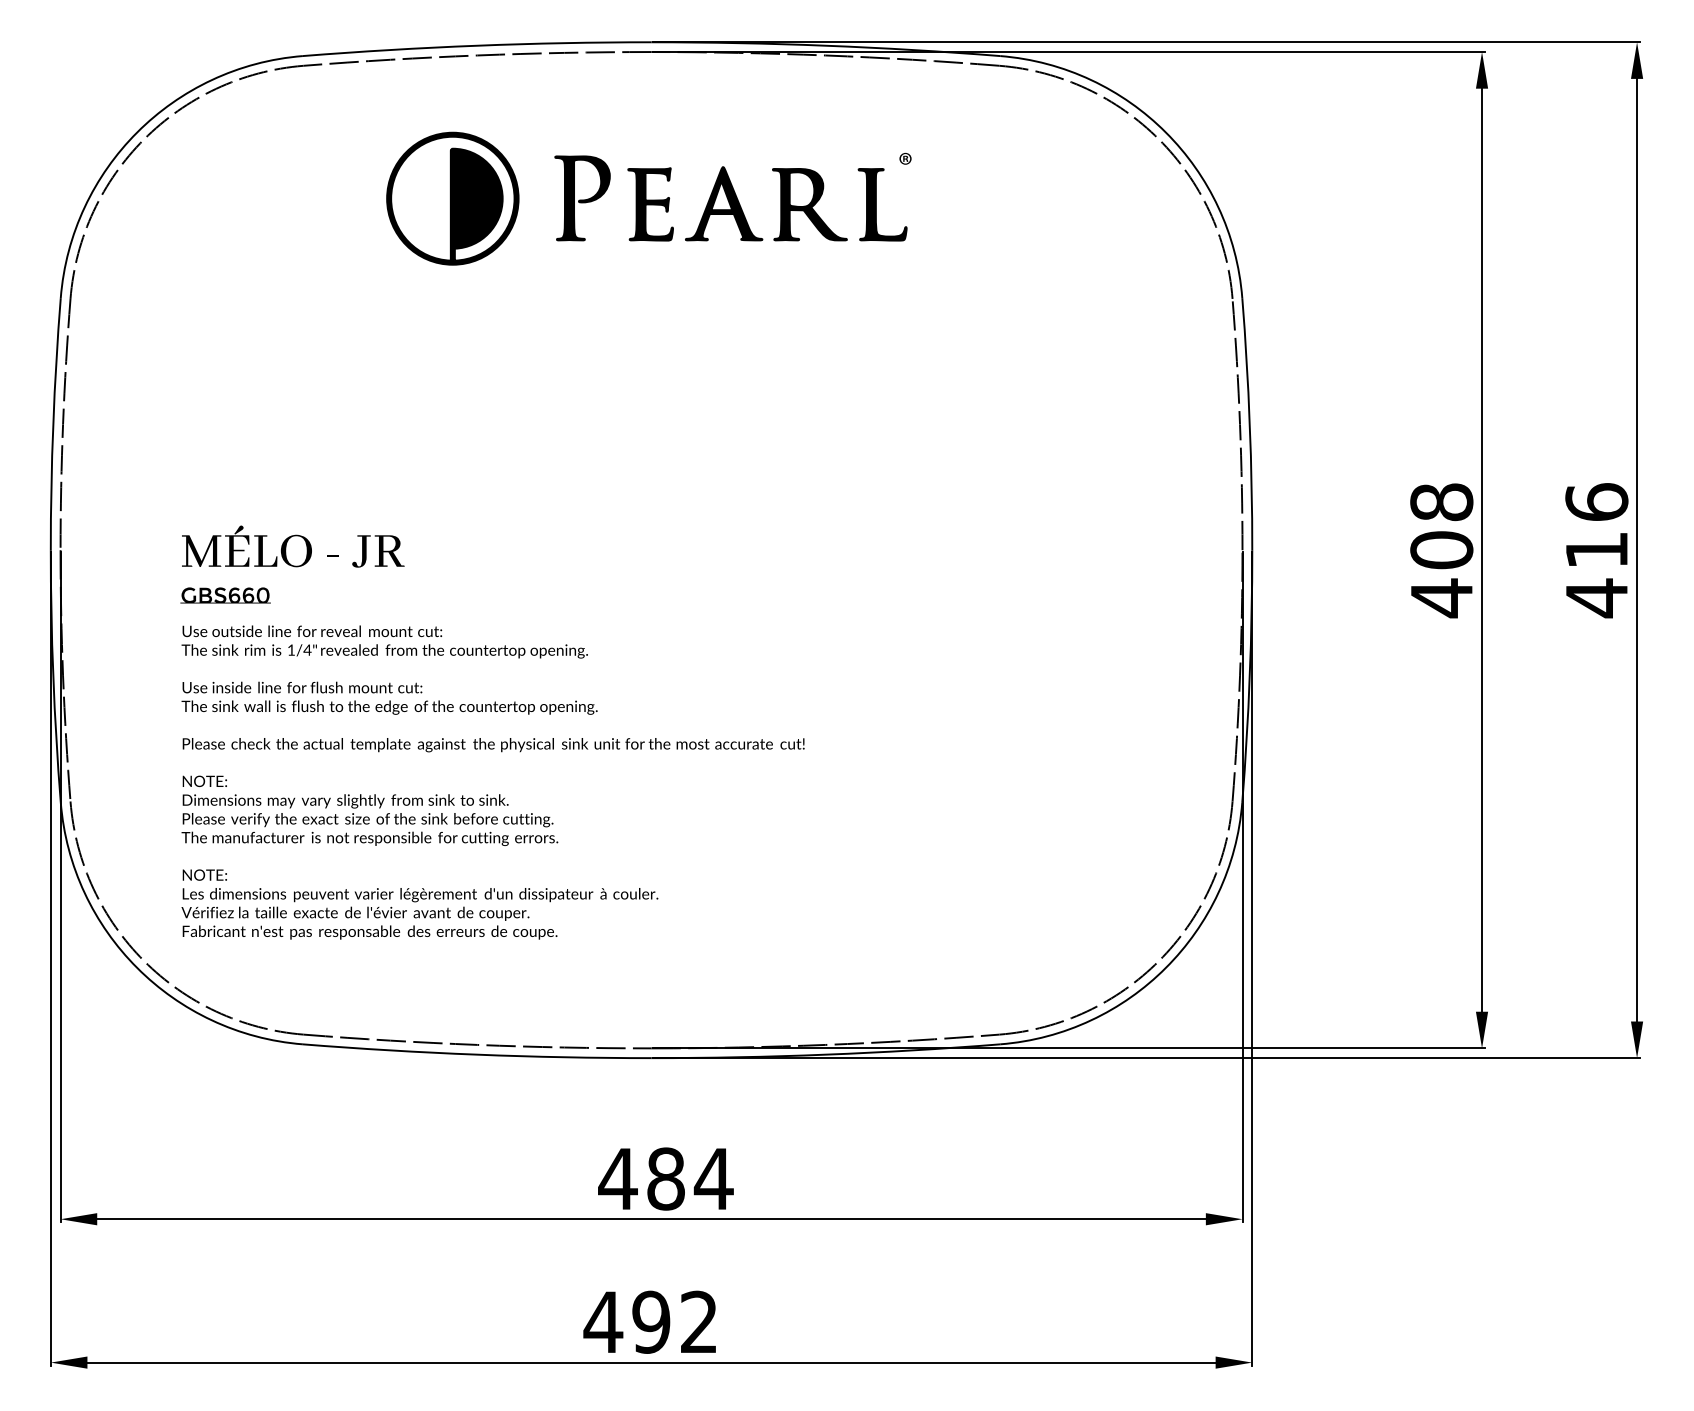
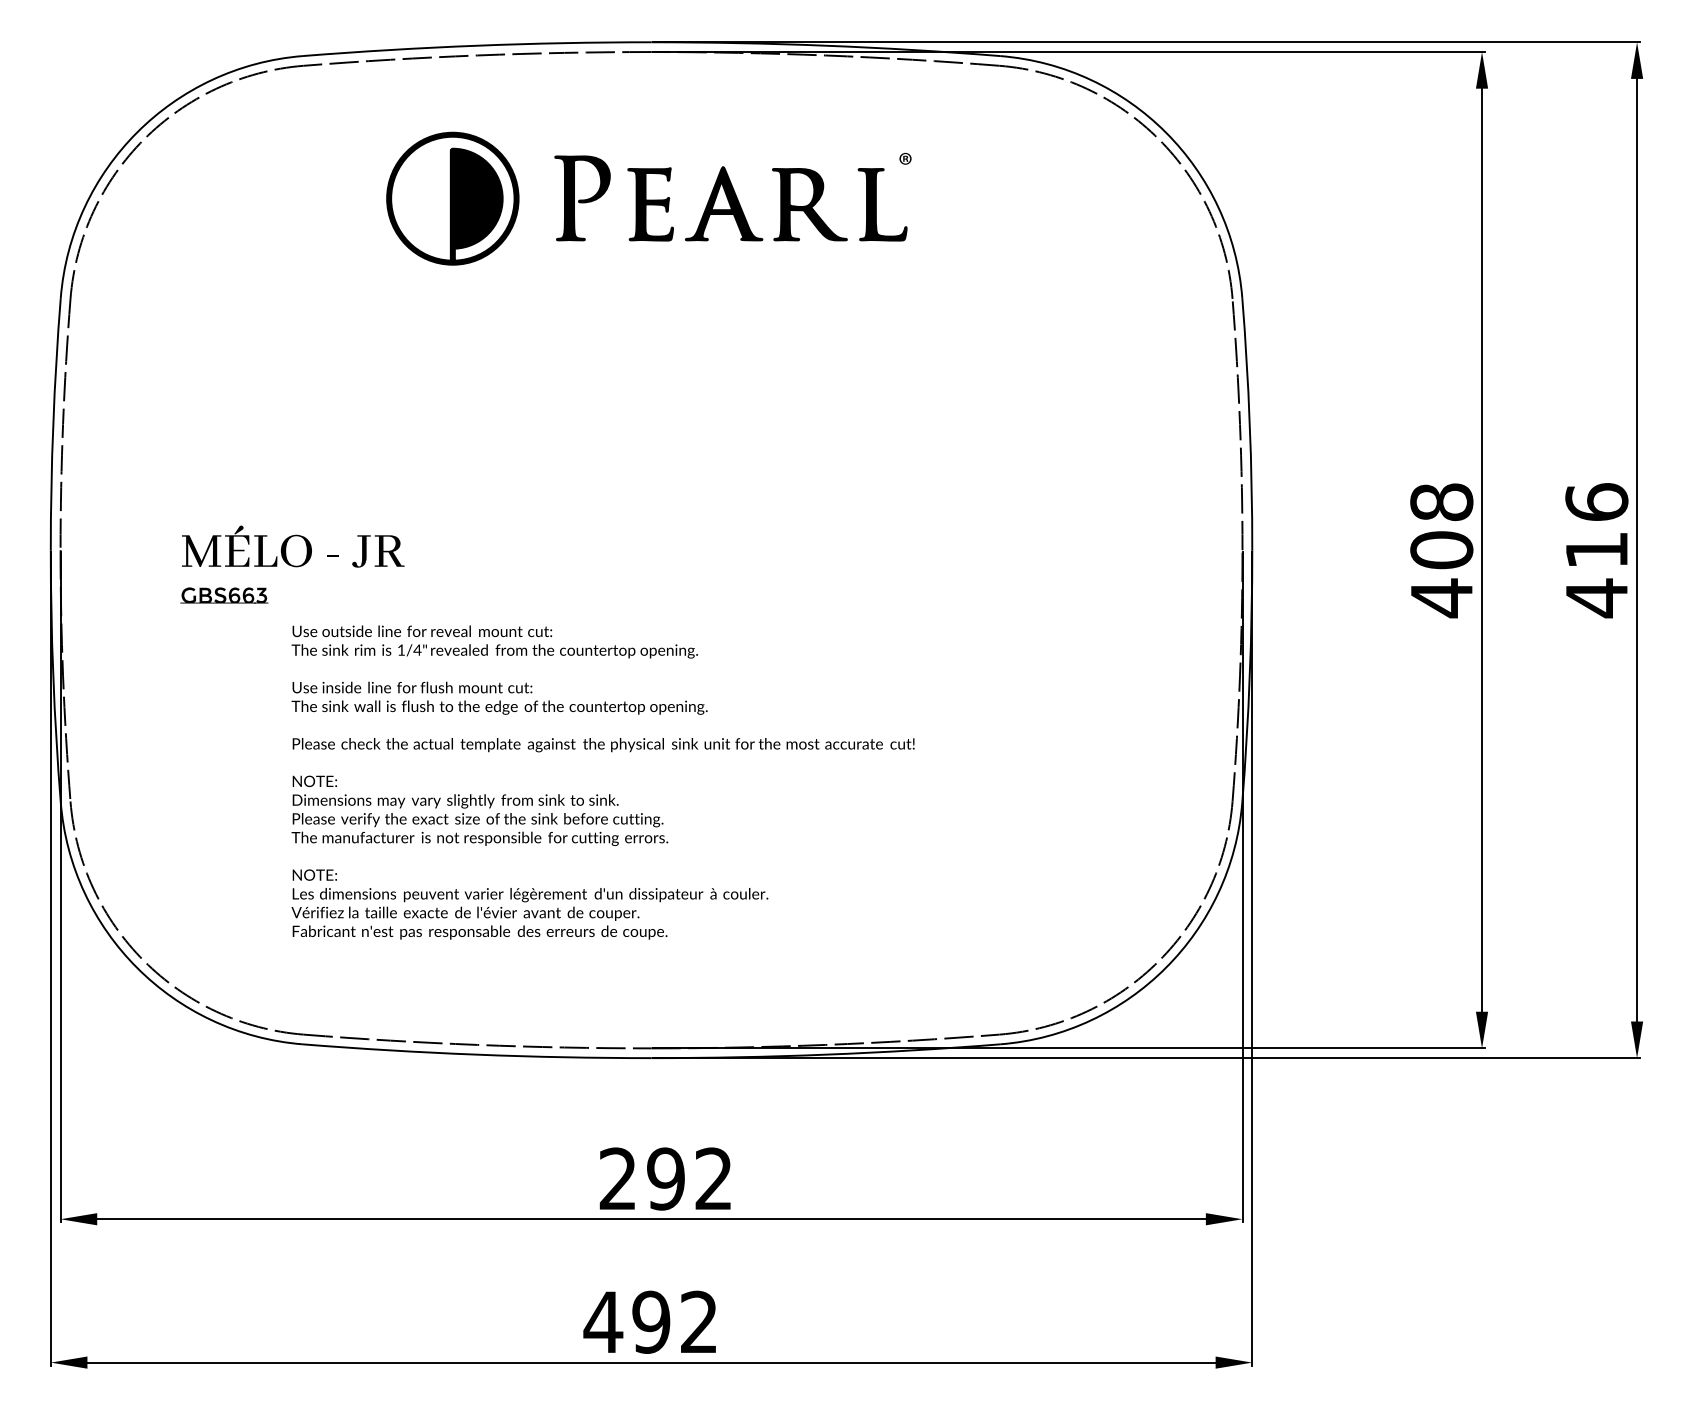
text: GBS660 -> GBS663 (262, 595)
text position: (492, 782) -> (602, 782) (602, 782)
text: 484 -> 292 (665, 1178)
